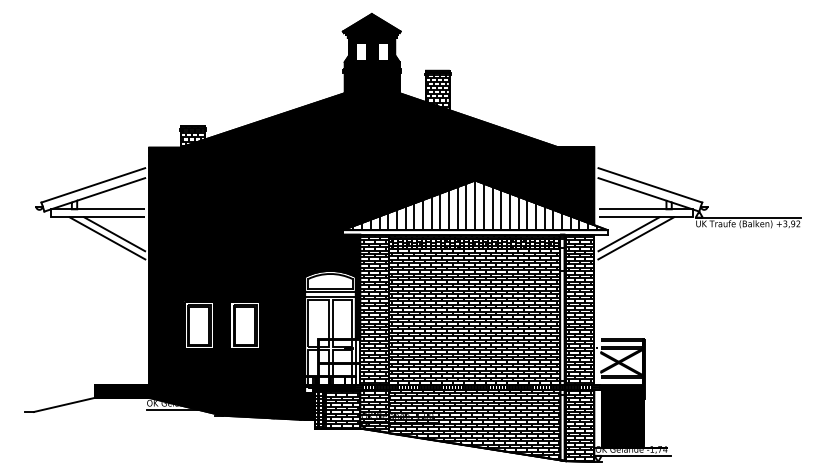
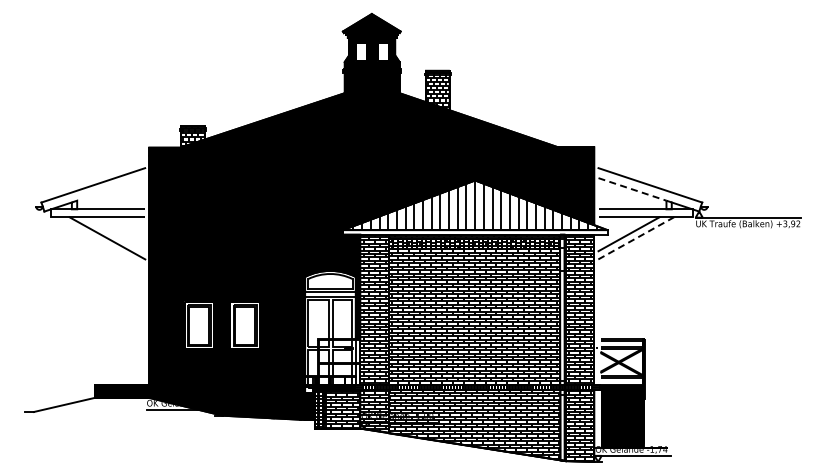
line: present -> none (111, 189)
line: solid -> dashed (632, 189)
line: present -> none (114, 234)
line: solid -> dashed (636, 238)
